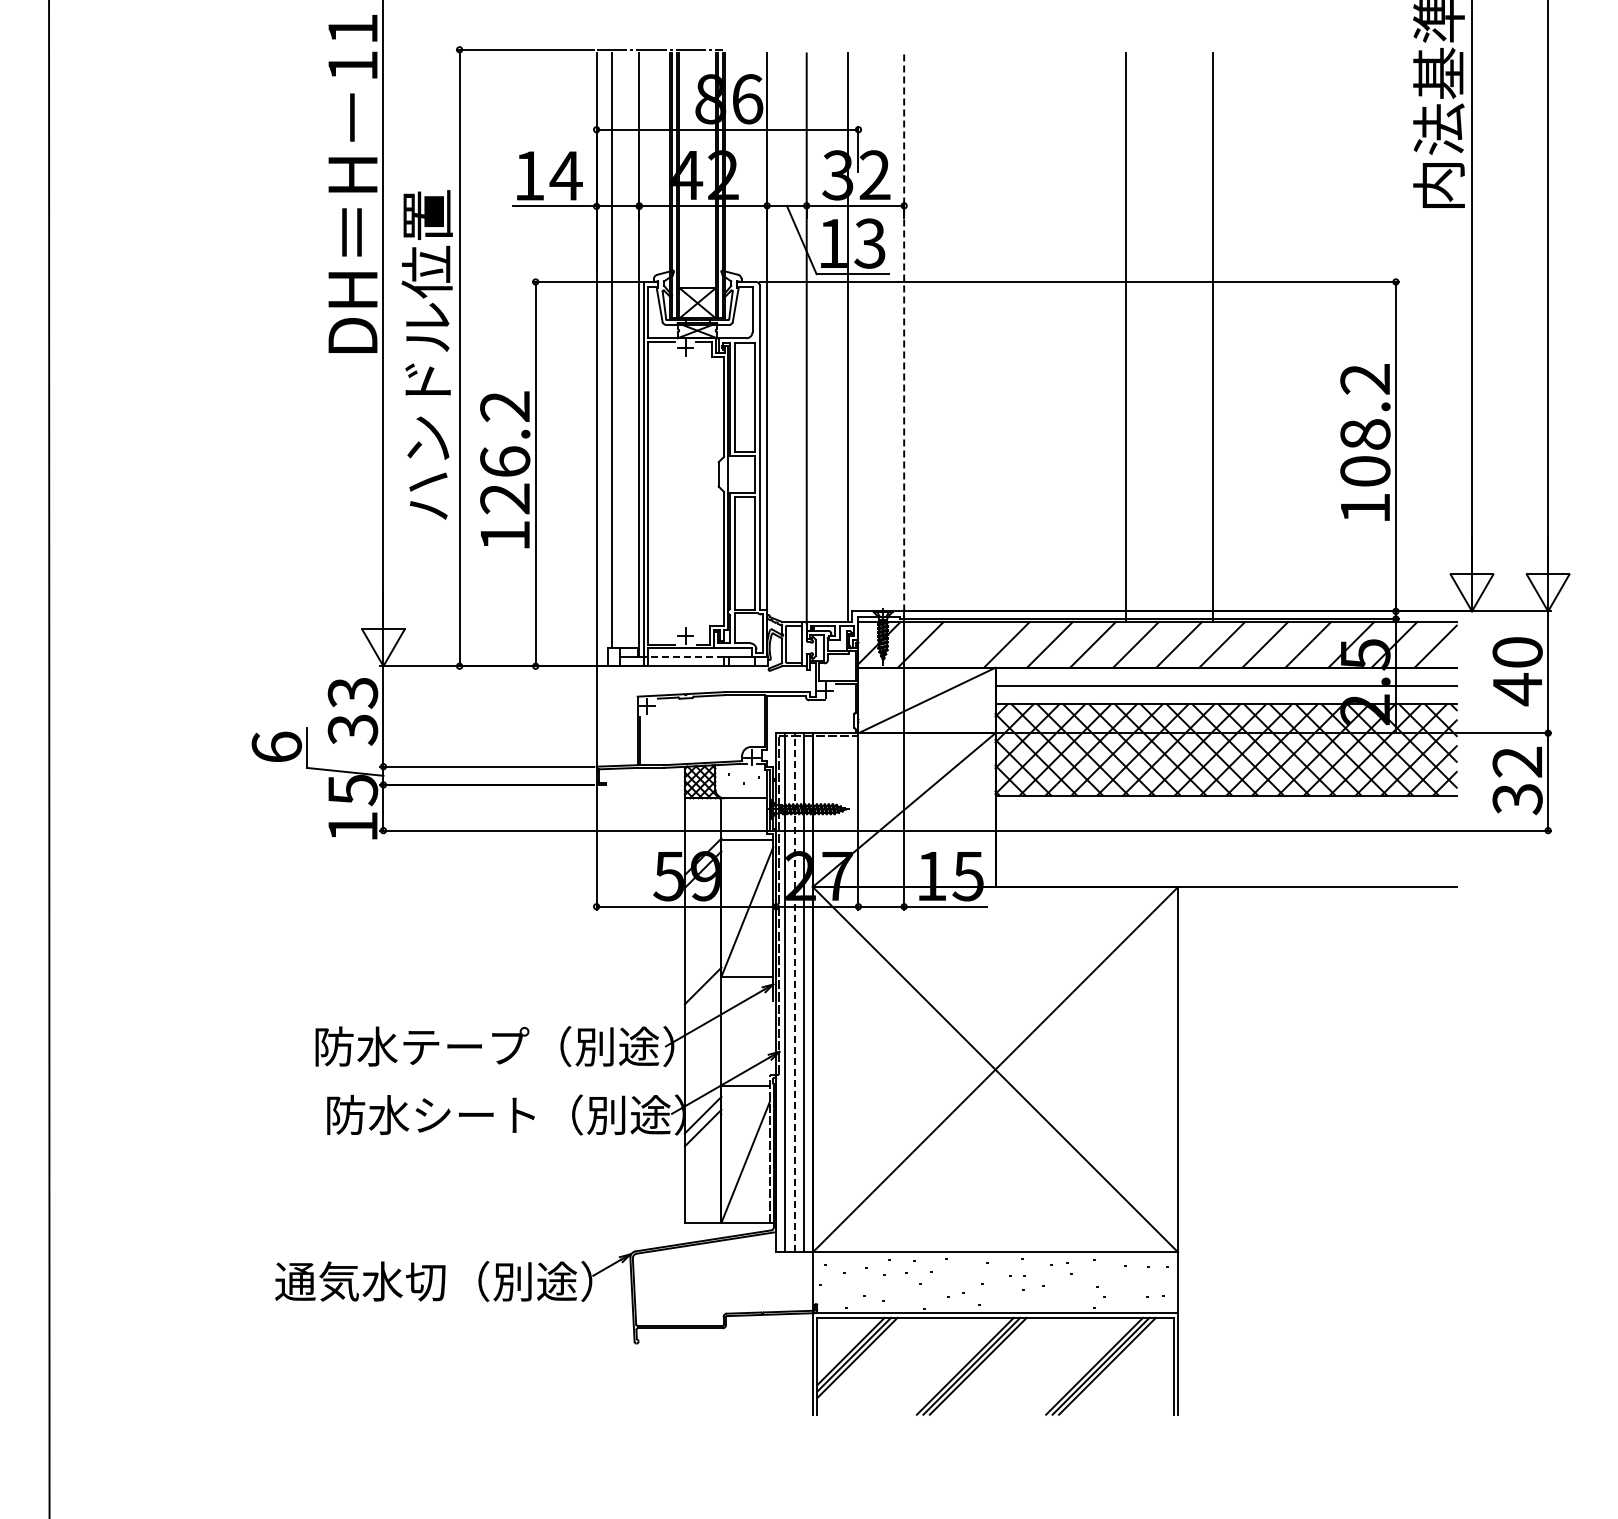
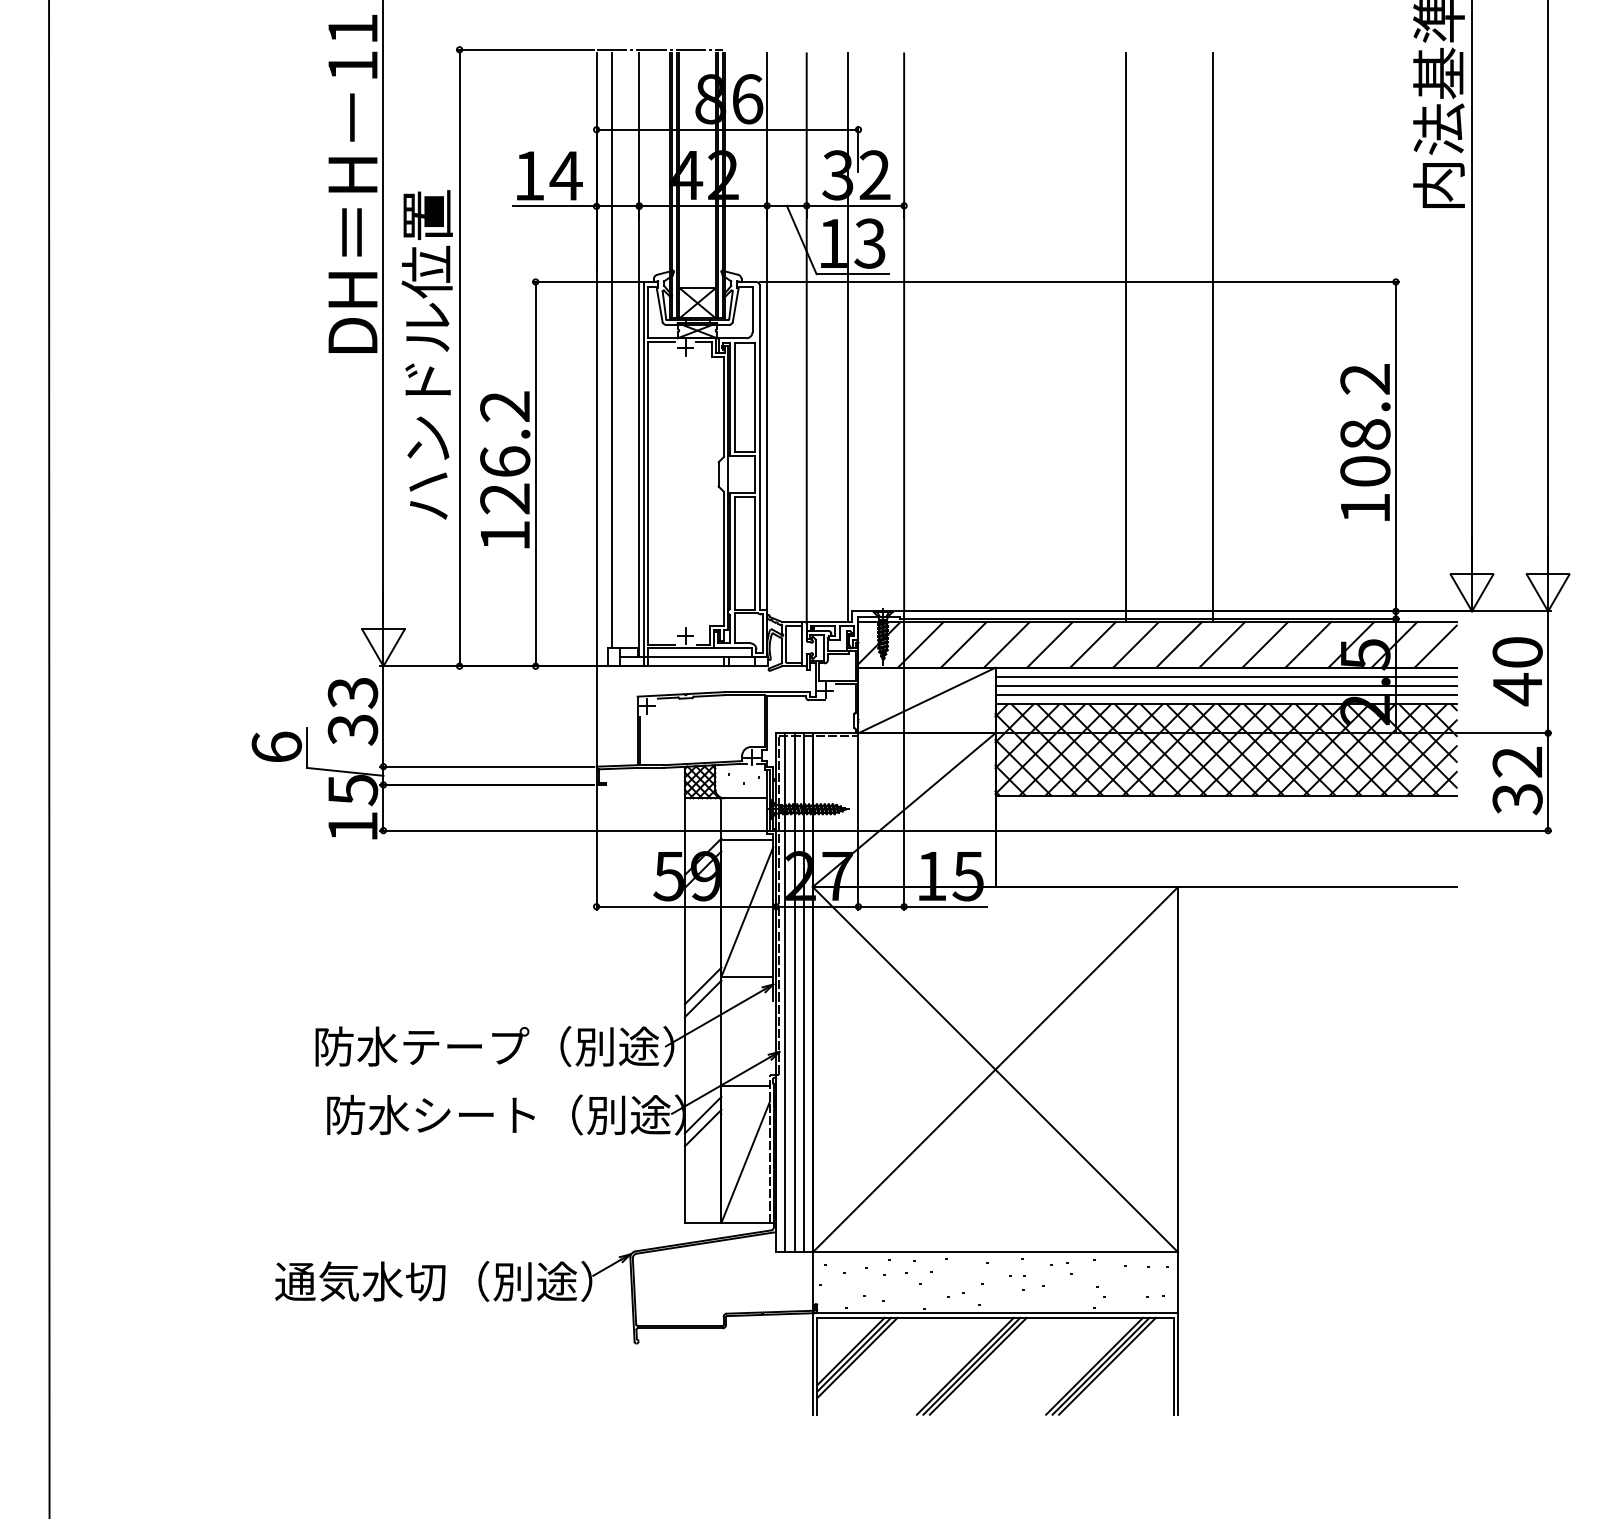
line: dashed -> solid (904, 331)
line: none -> present (963, 644)
line: dashed -> solid (683, 657)
line: none -> present (1225, 676)
line: none -> present (1225, 695)
line: dashed -> solid (794, 992)
line: none -> present (702, 998)
